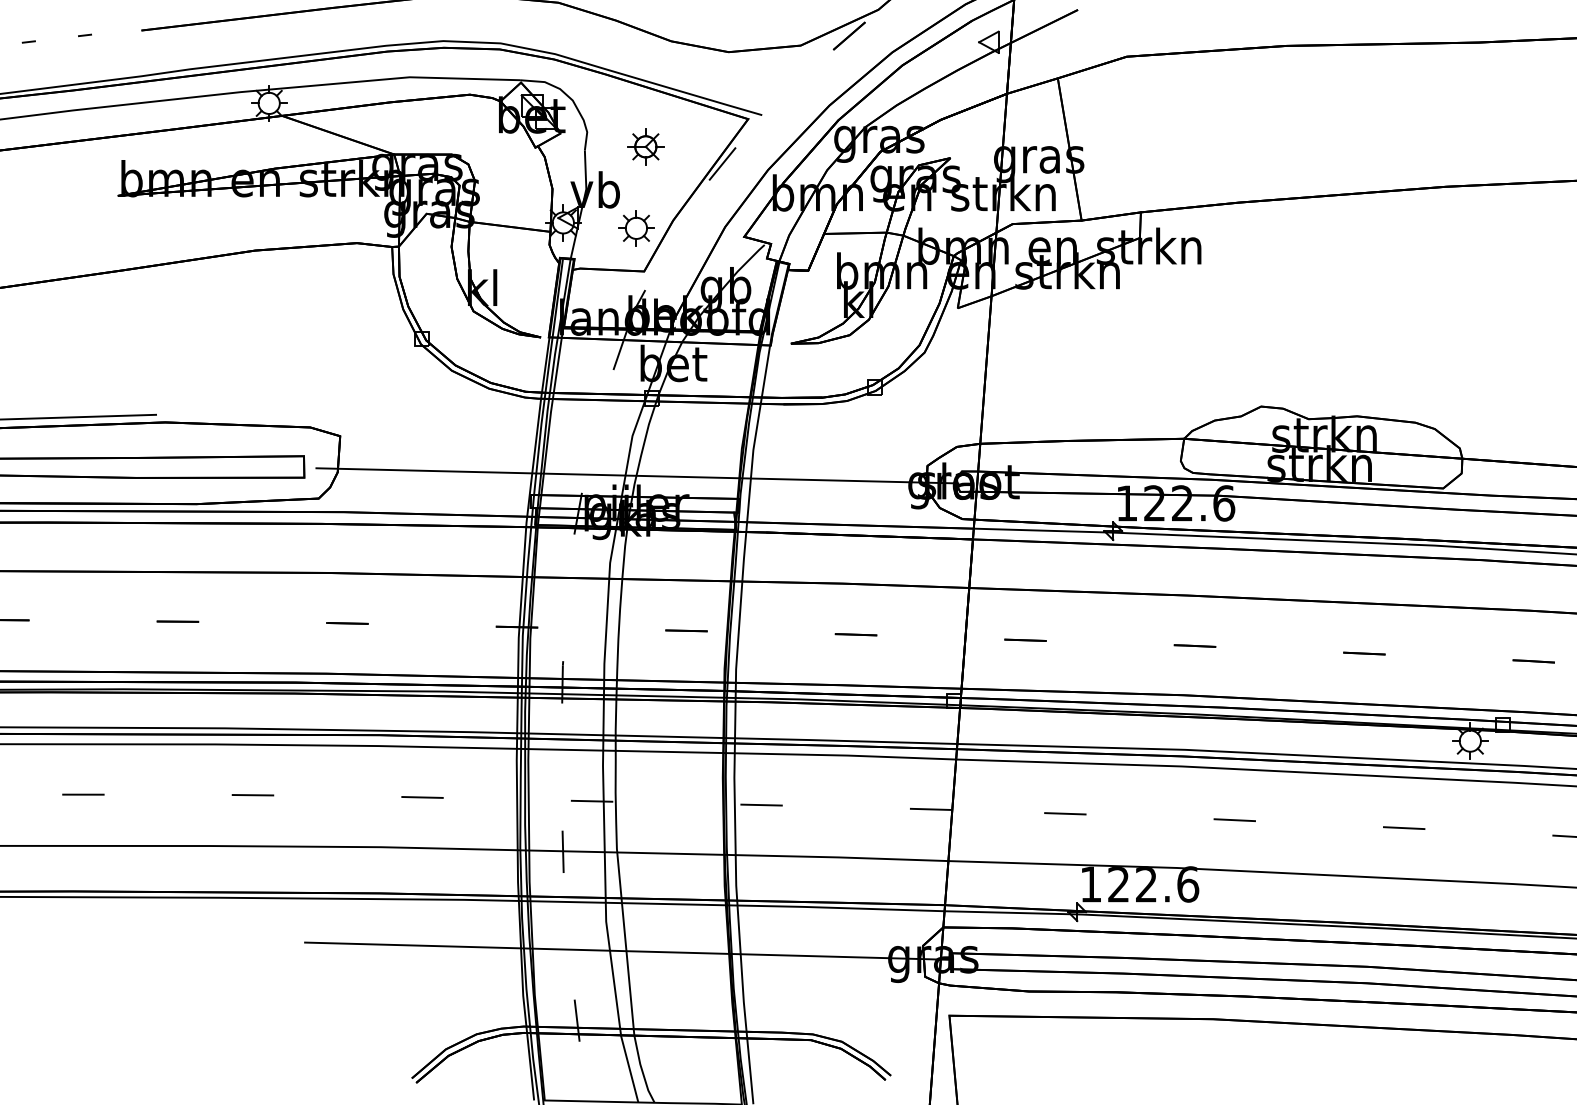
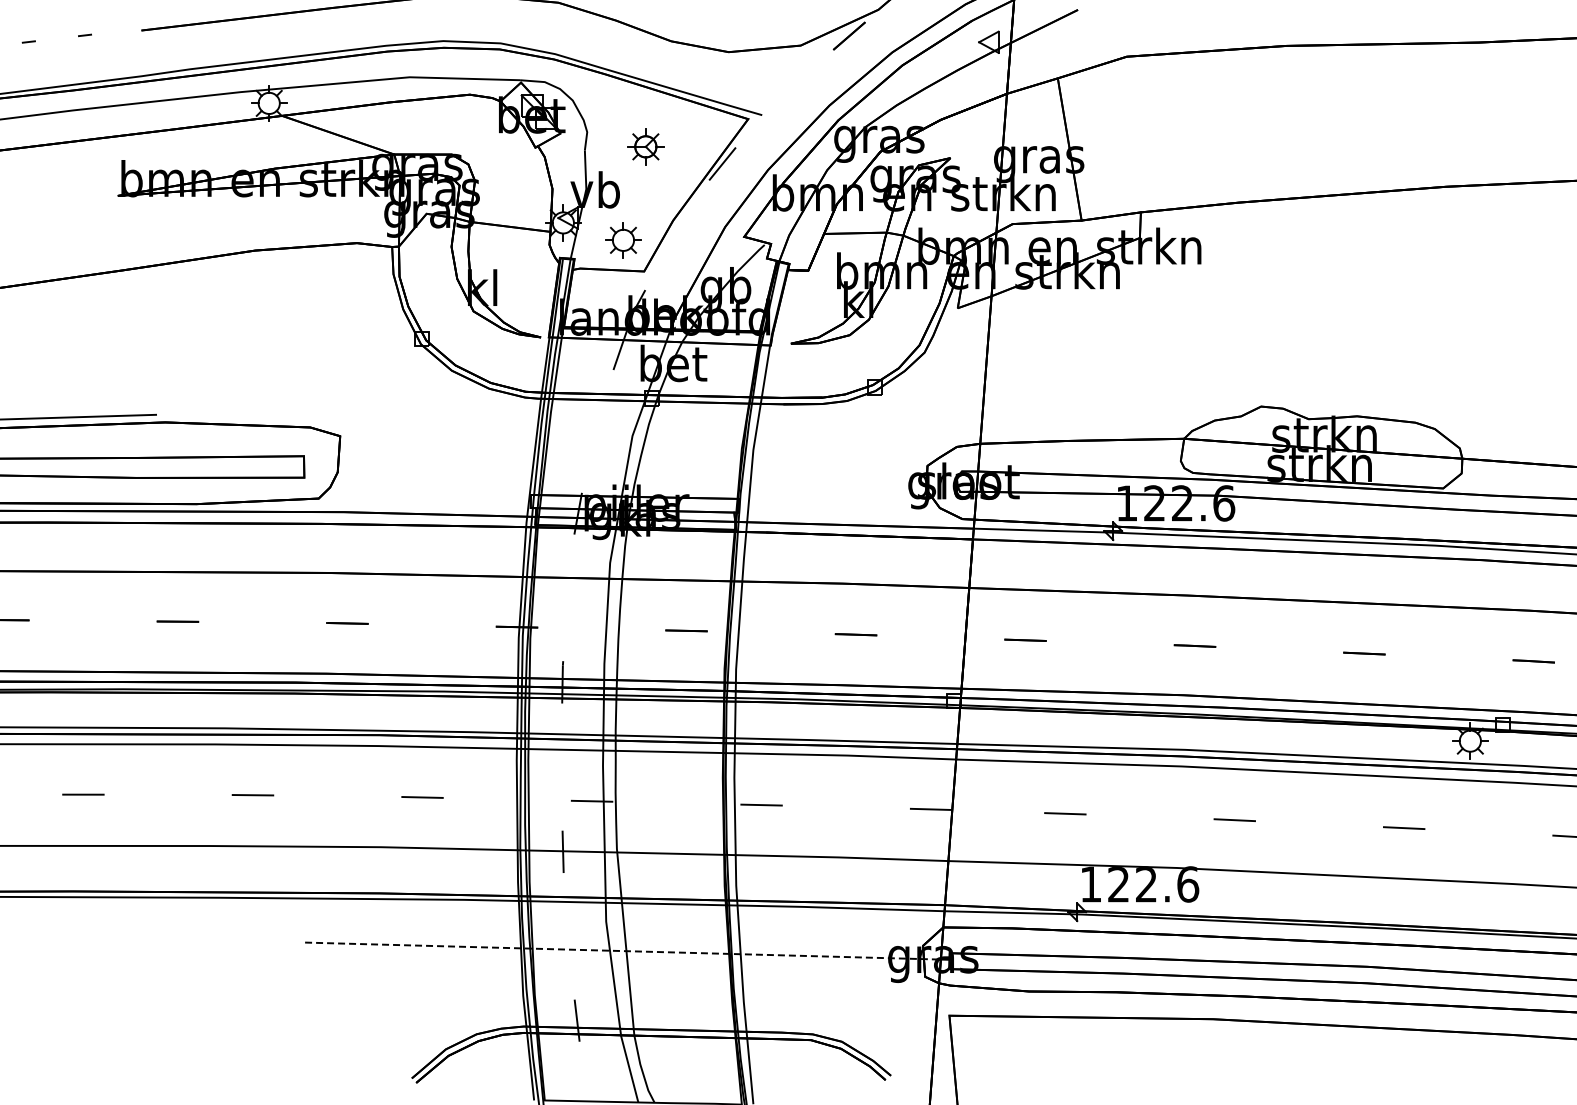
part position: (636, 228) -> (623, 240) (623, 240)
line: present -> none (637, 475)
line: solid -> dashed (623, 951)
